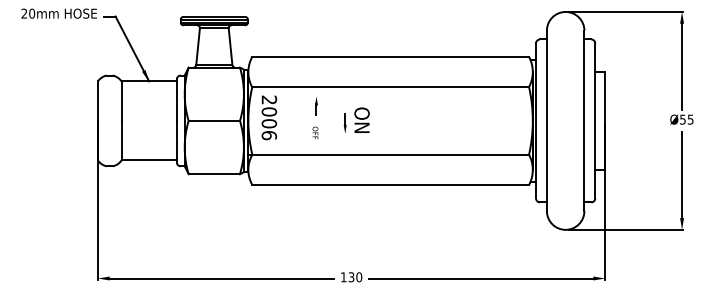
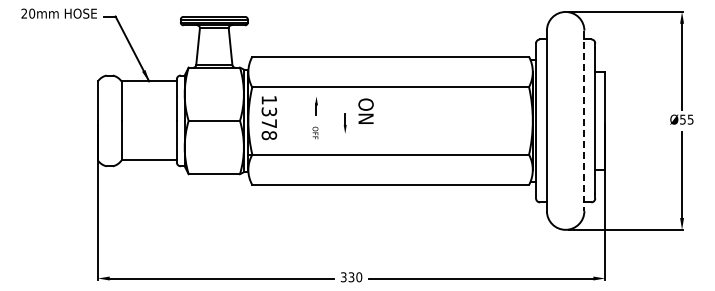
text: 2006 -> 1378 (269, 117)
text position: (361, 119) -> (365, 110) (365, 110)
line: solid -> dashed (584, 121)
text: 130 -> 330 (343, 277)
